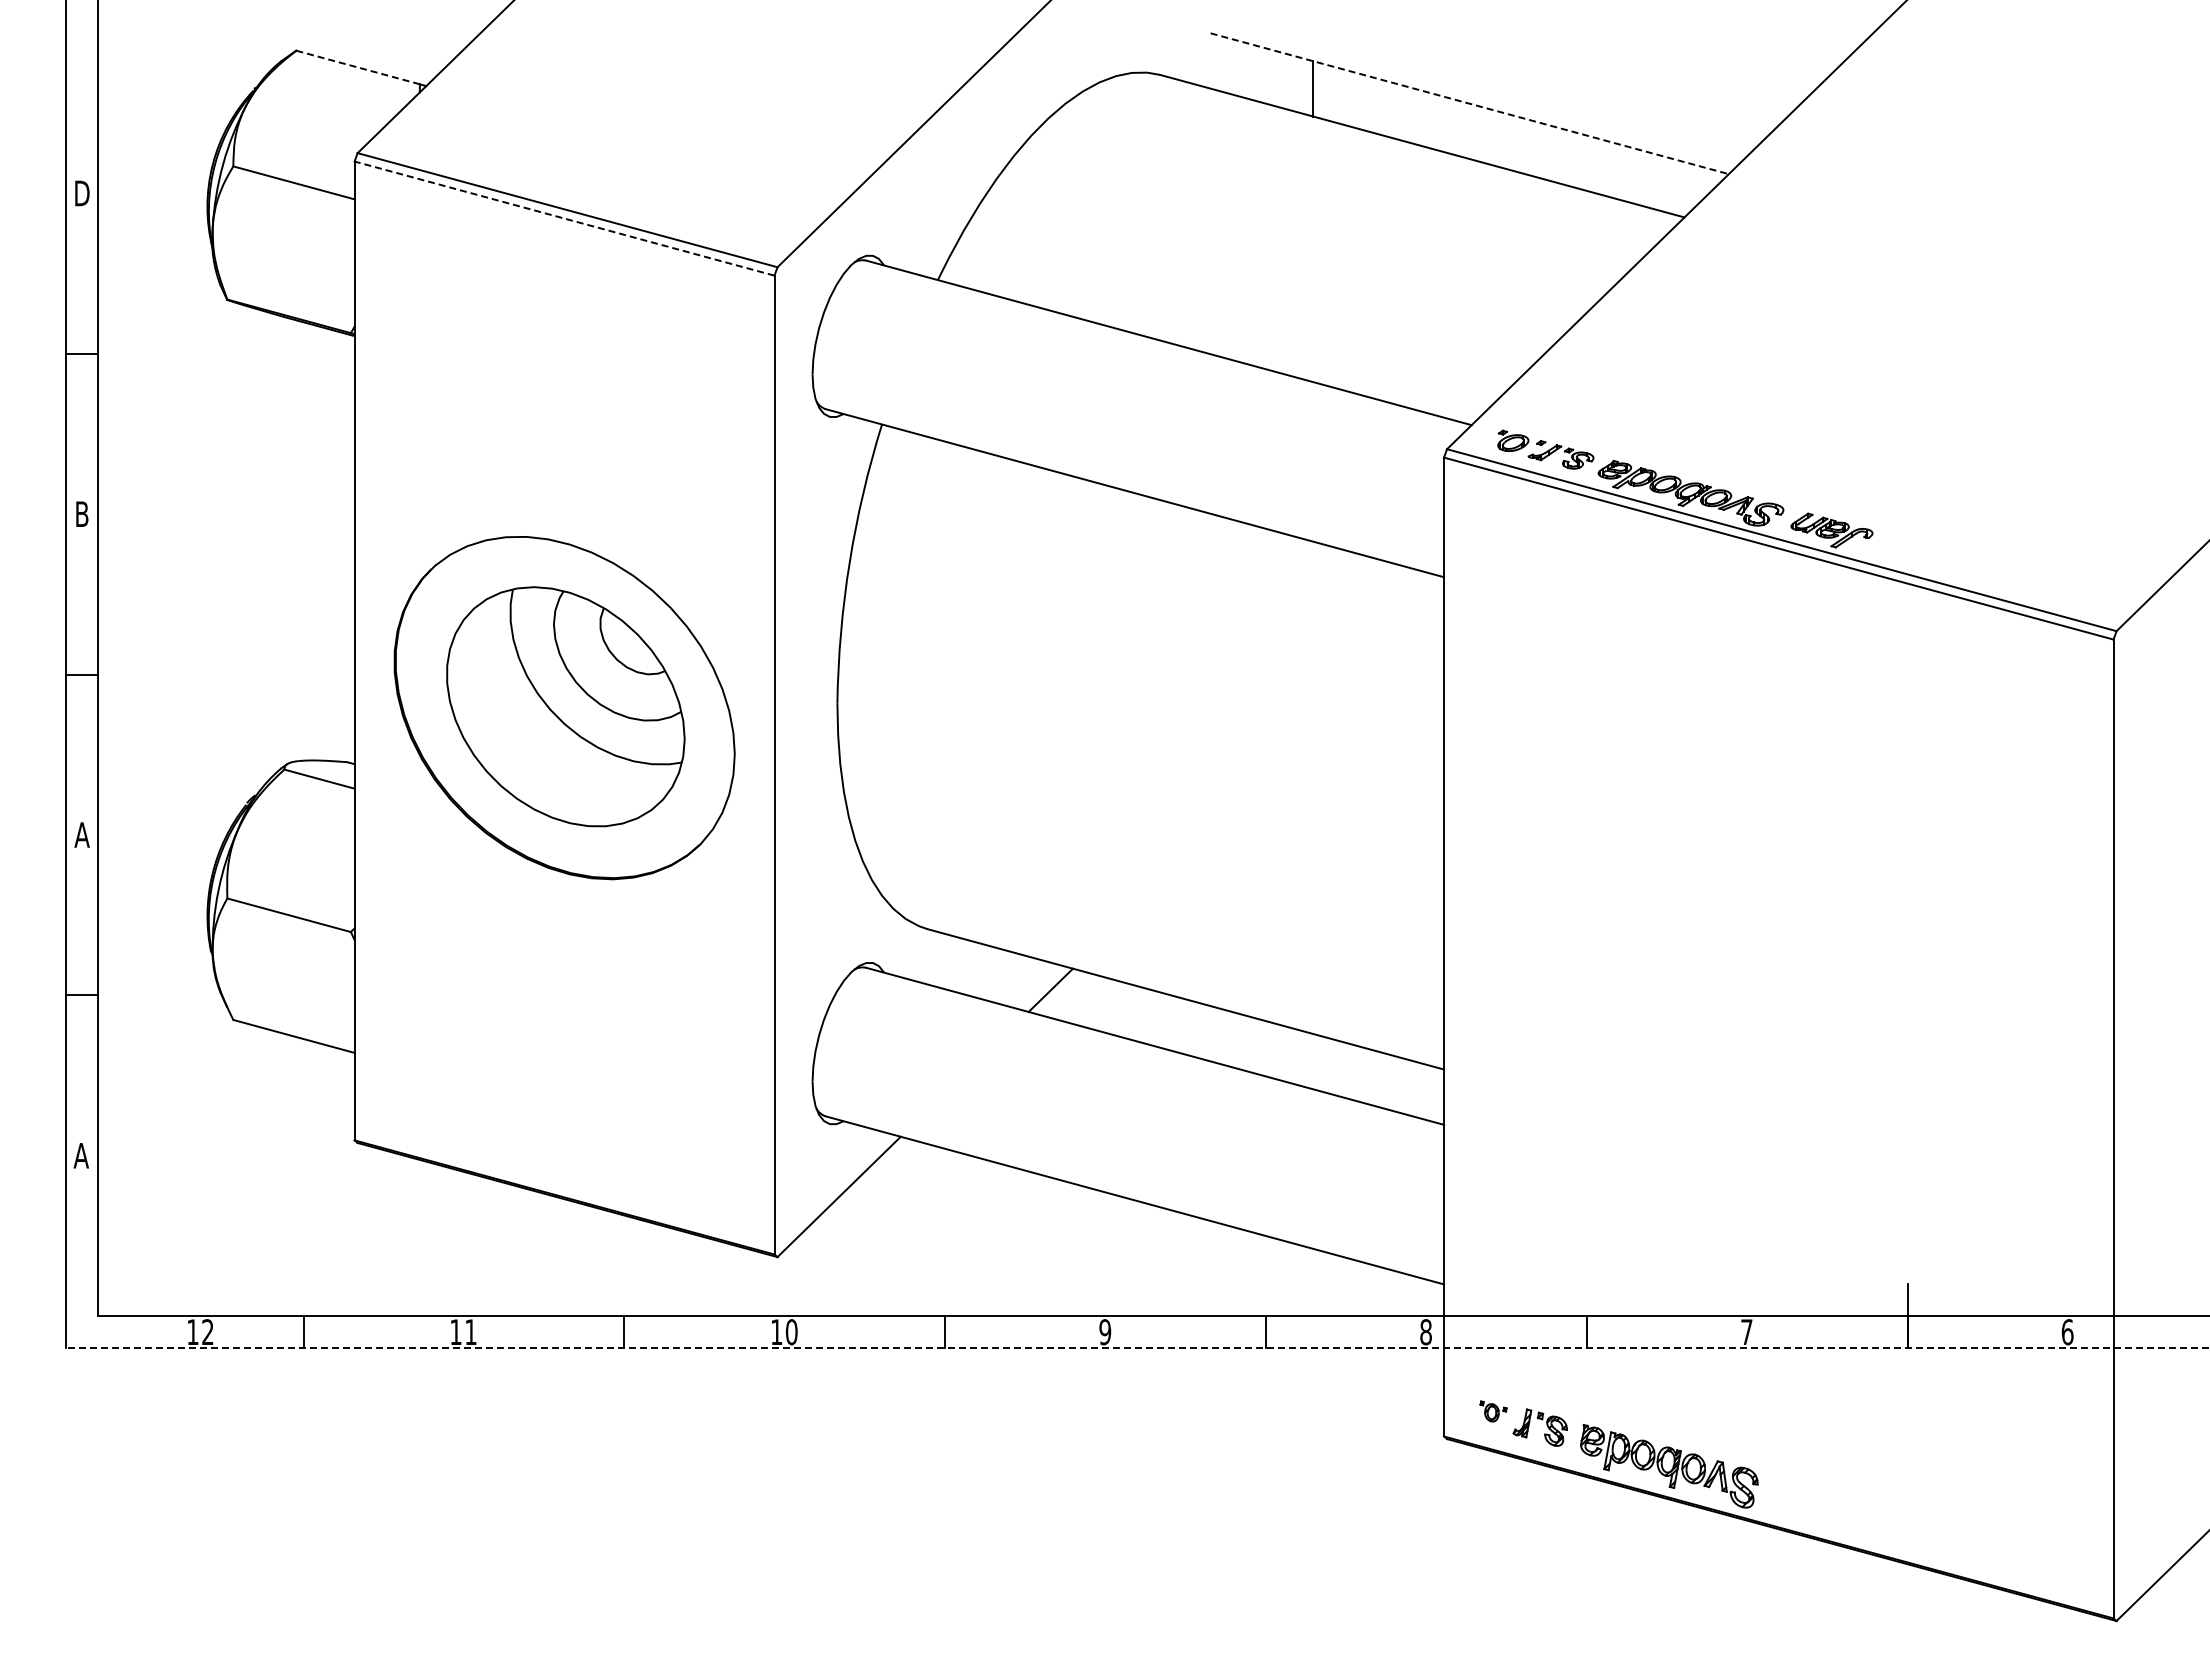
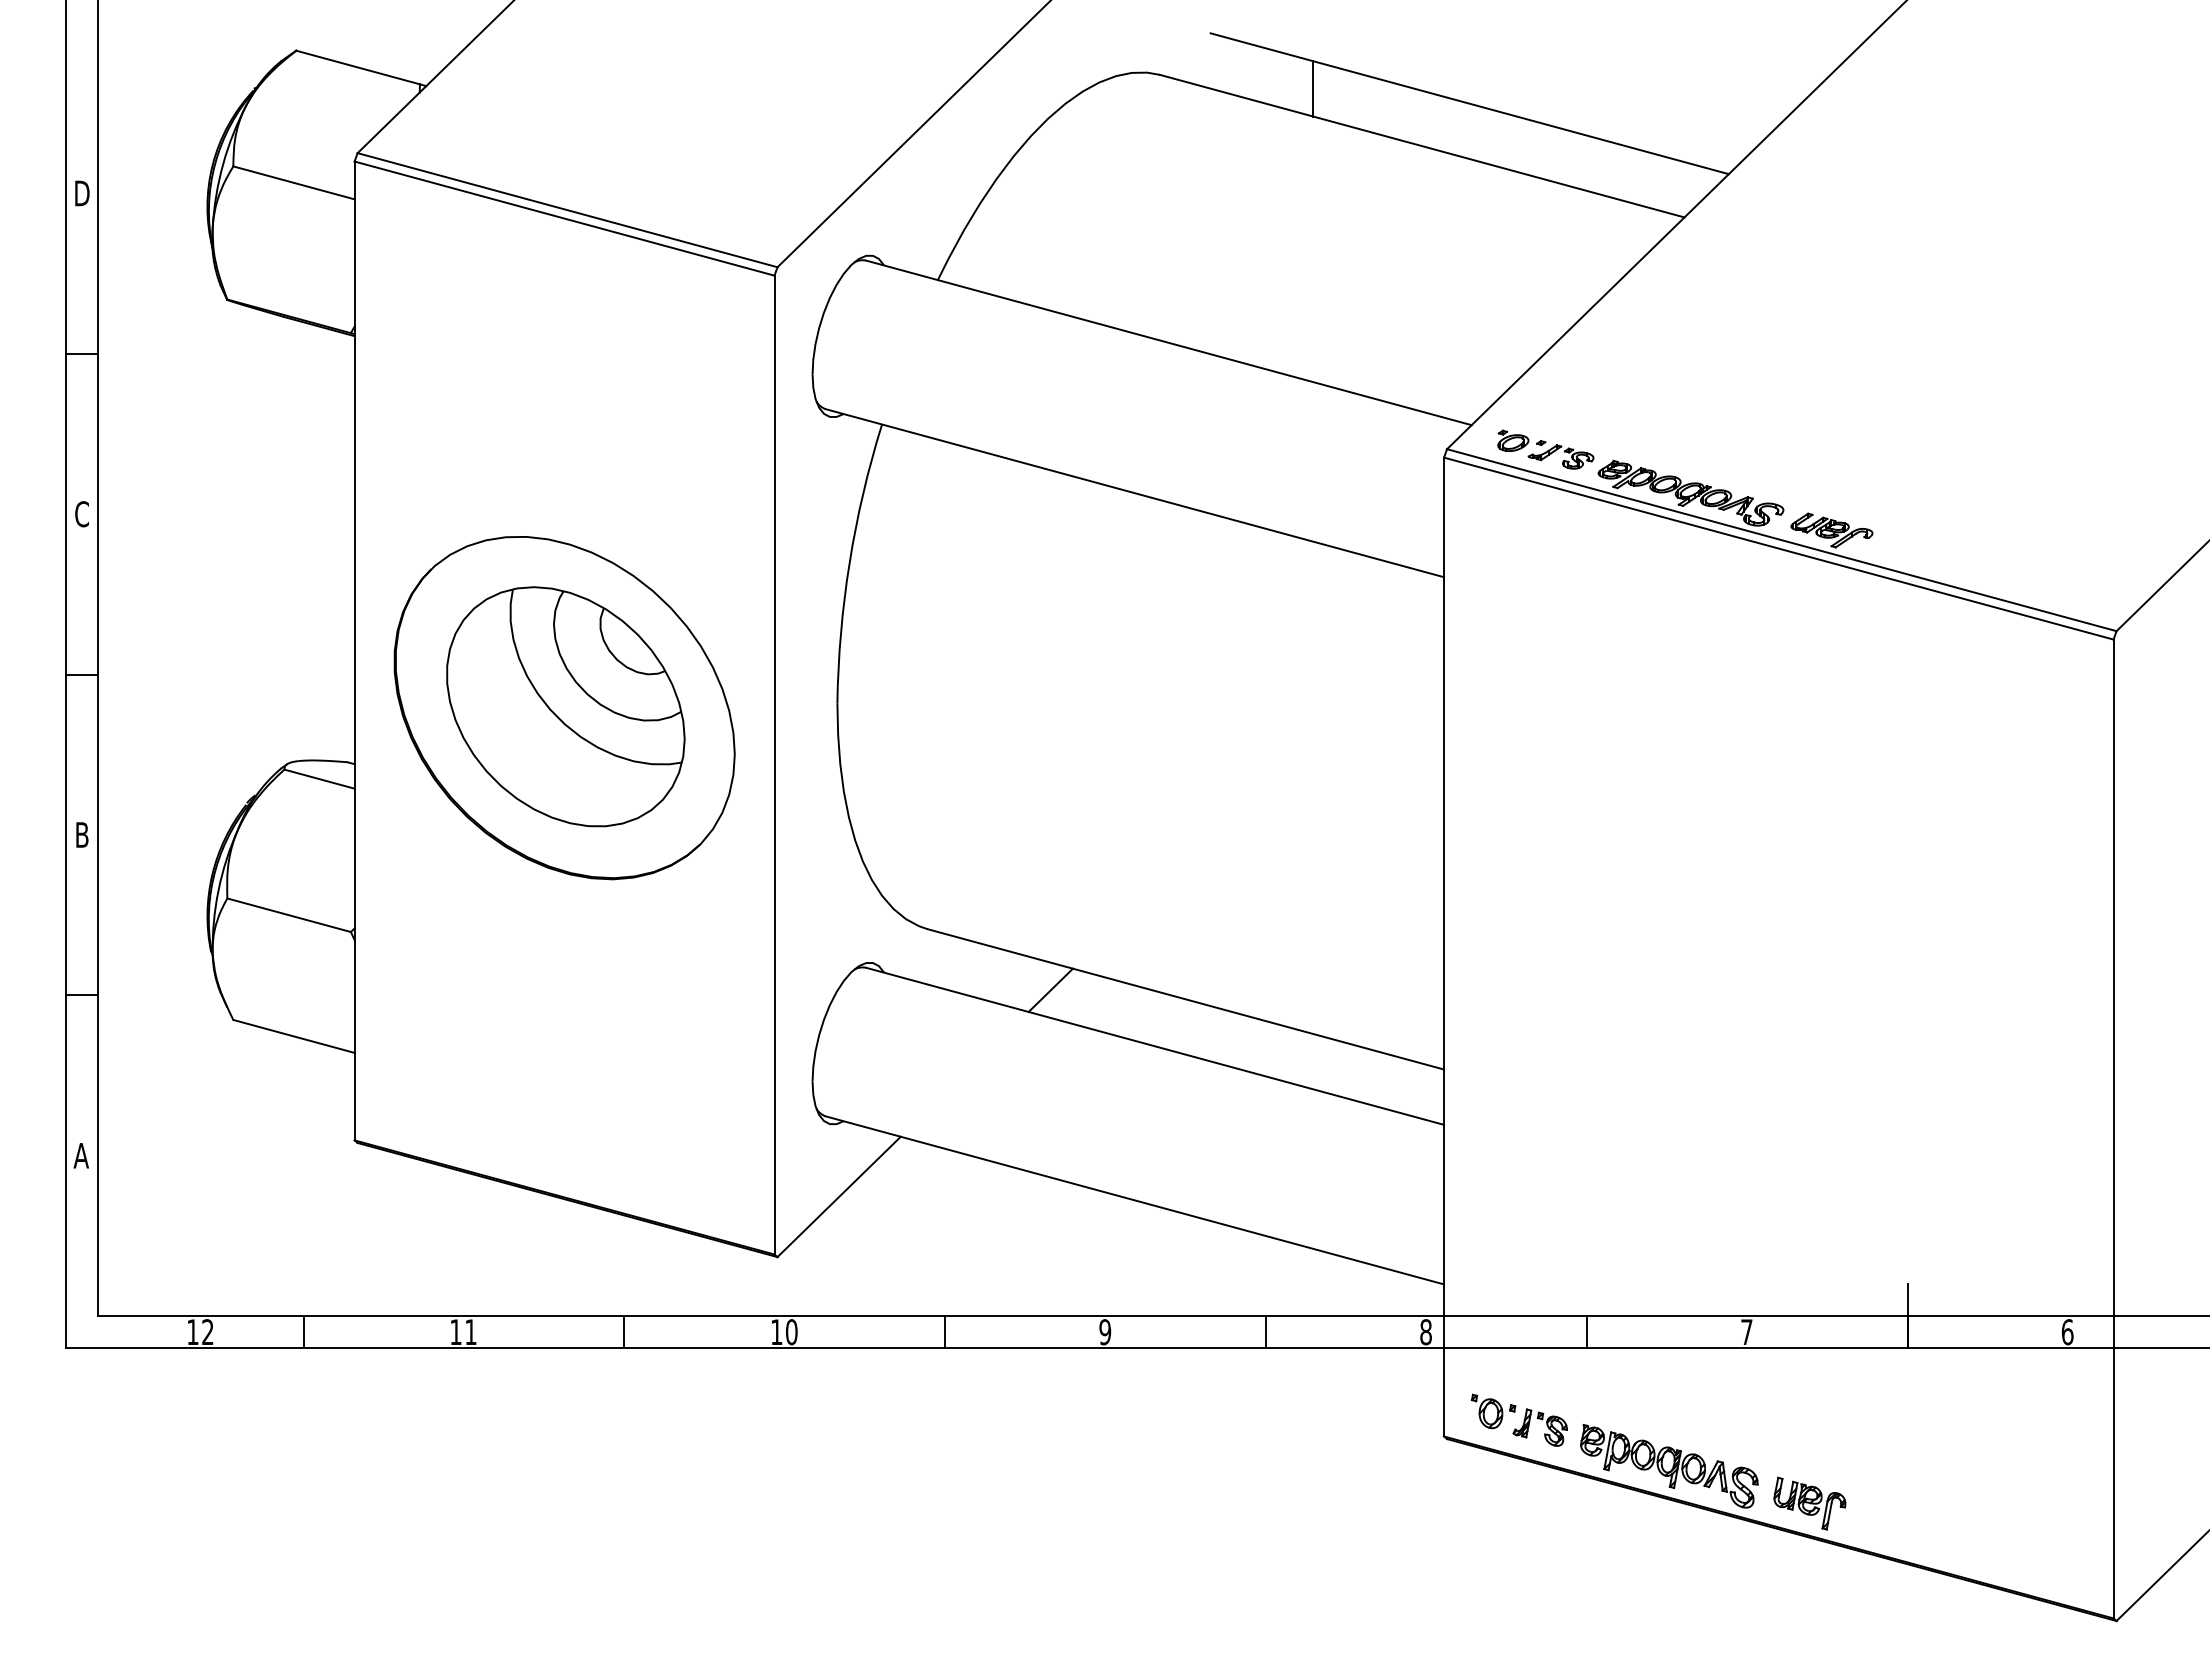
line: dashed -> solid (357, 67)
line: dashed -> solid (1470, 103)
line: dashed -> solid (564, 218)
text: B -> C (81, 514)
text: A -> B (81, 834)
line: dashed -> solid (1138, 1348)
part size: 29x23 px -> 47x37 px (1493, 1411)
part: none -> present (1809, 1503)
